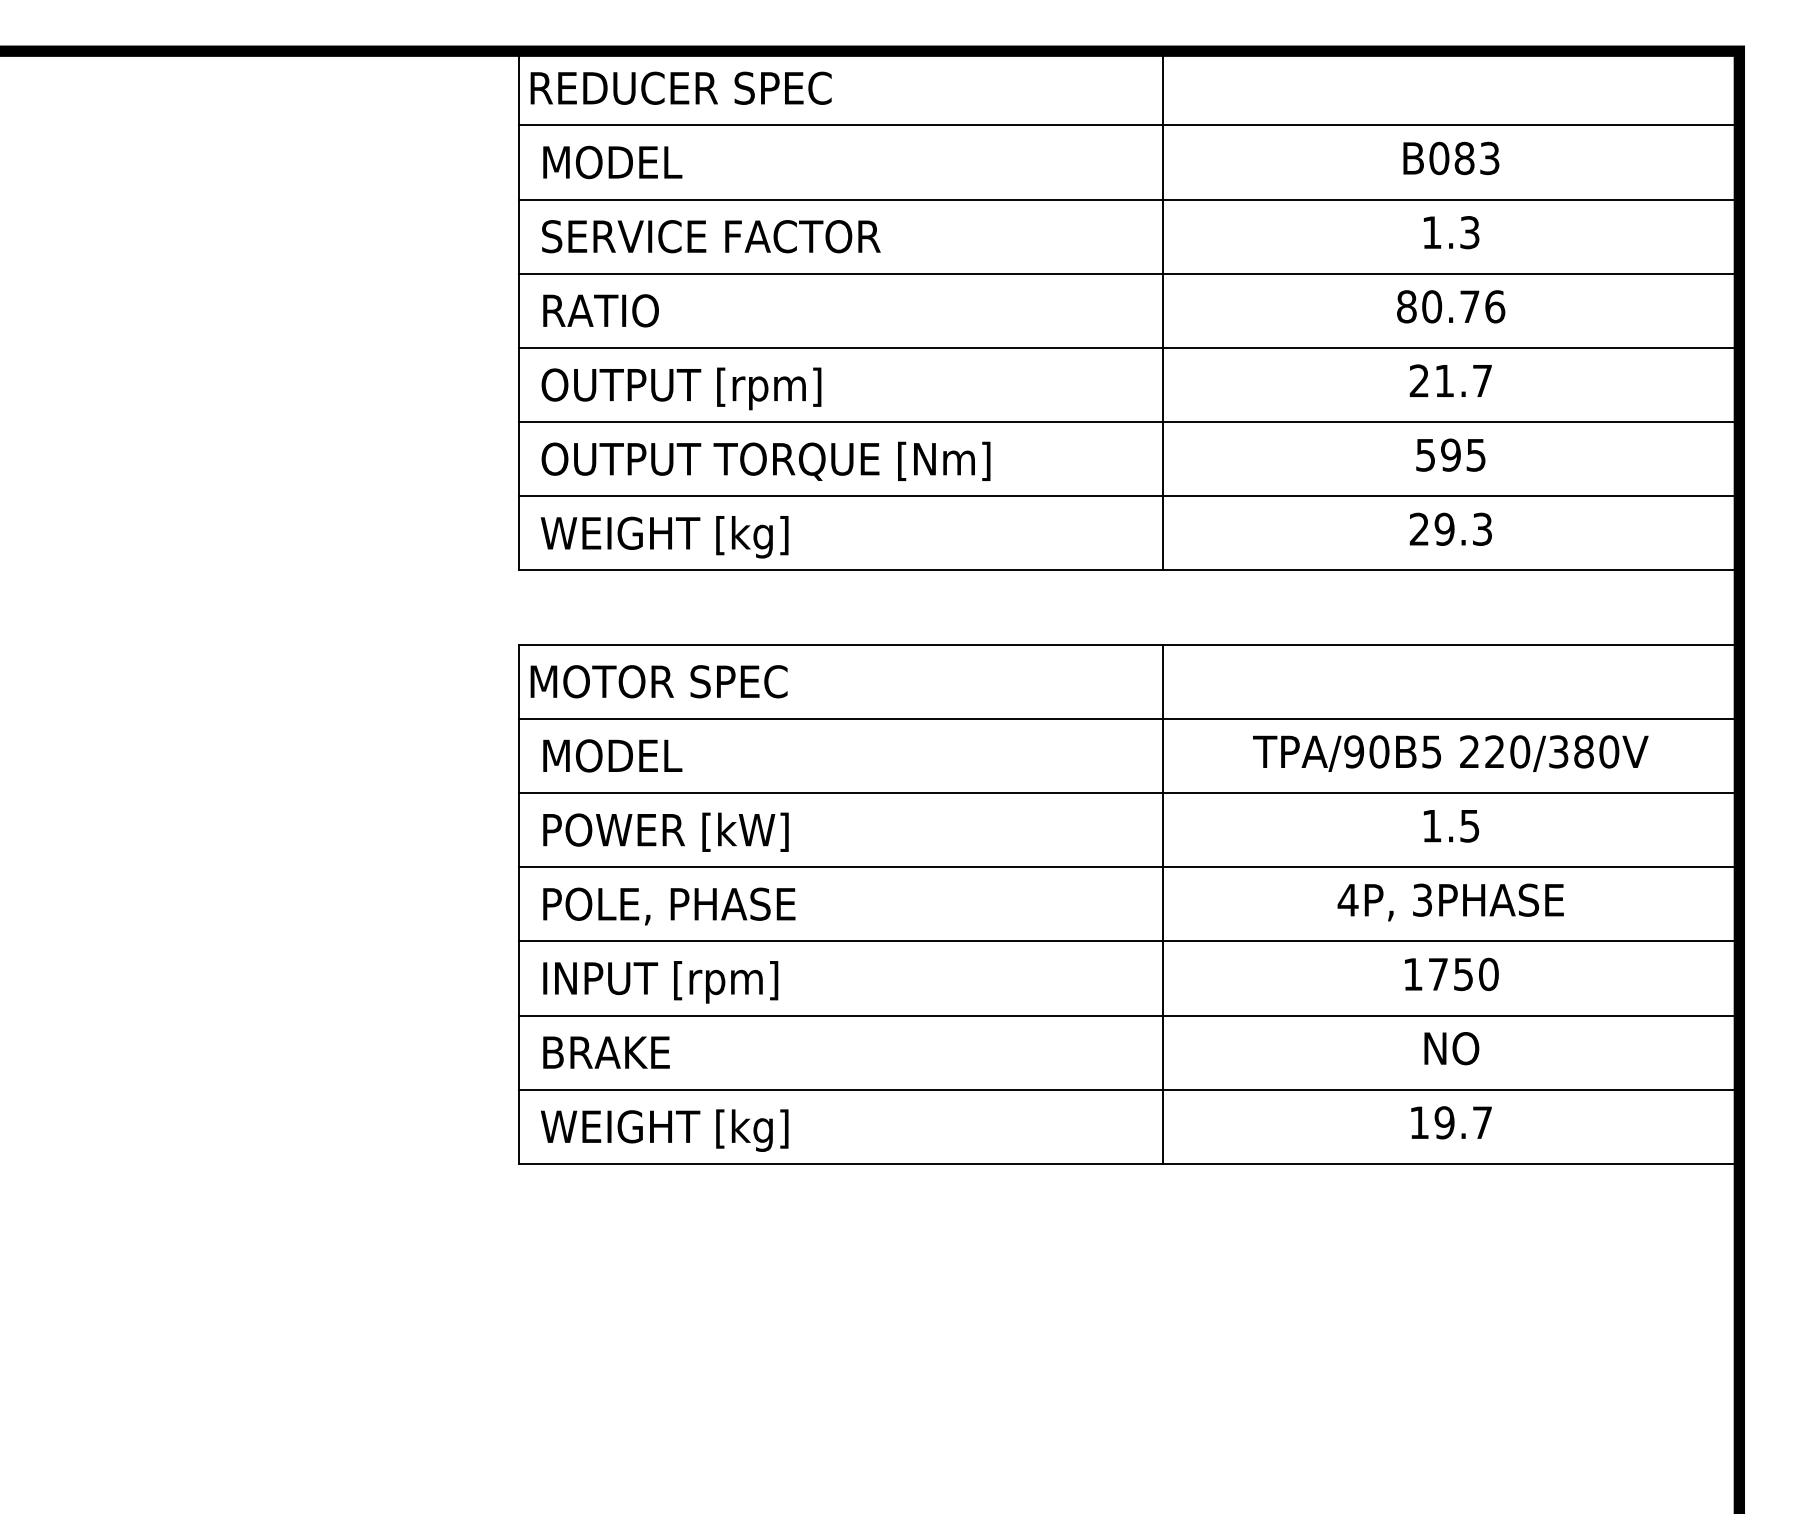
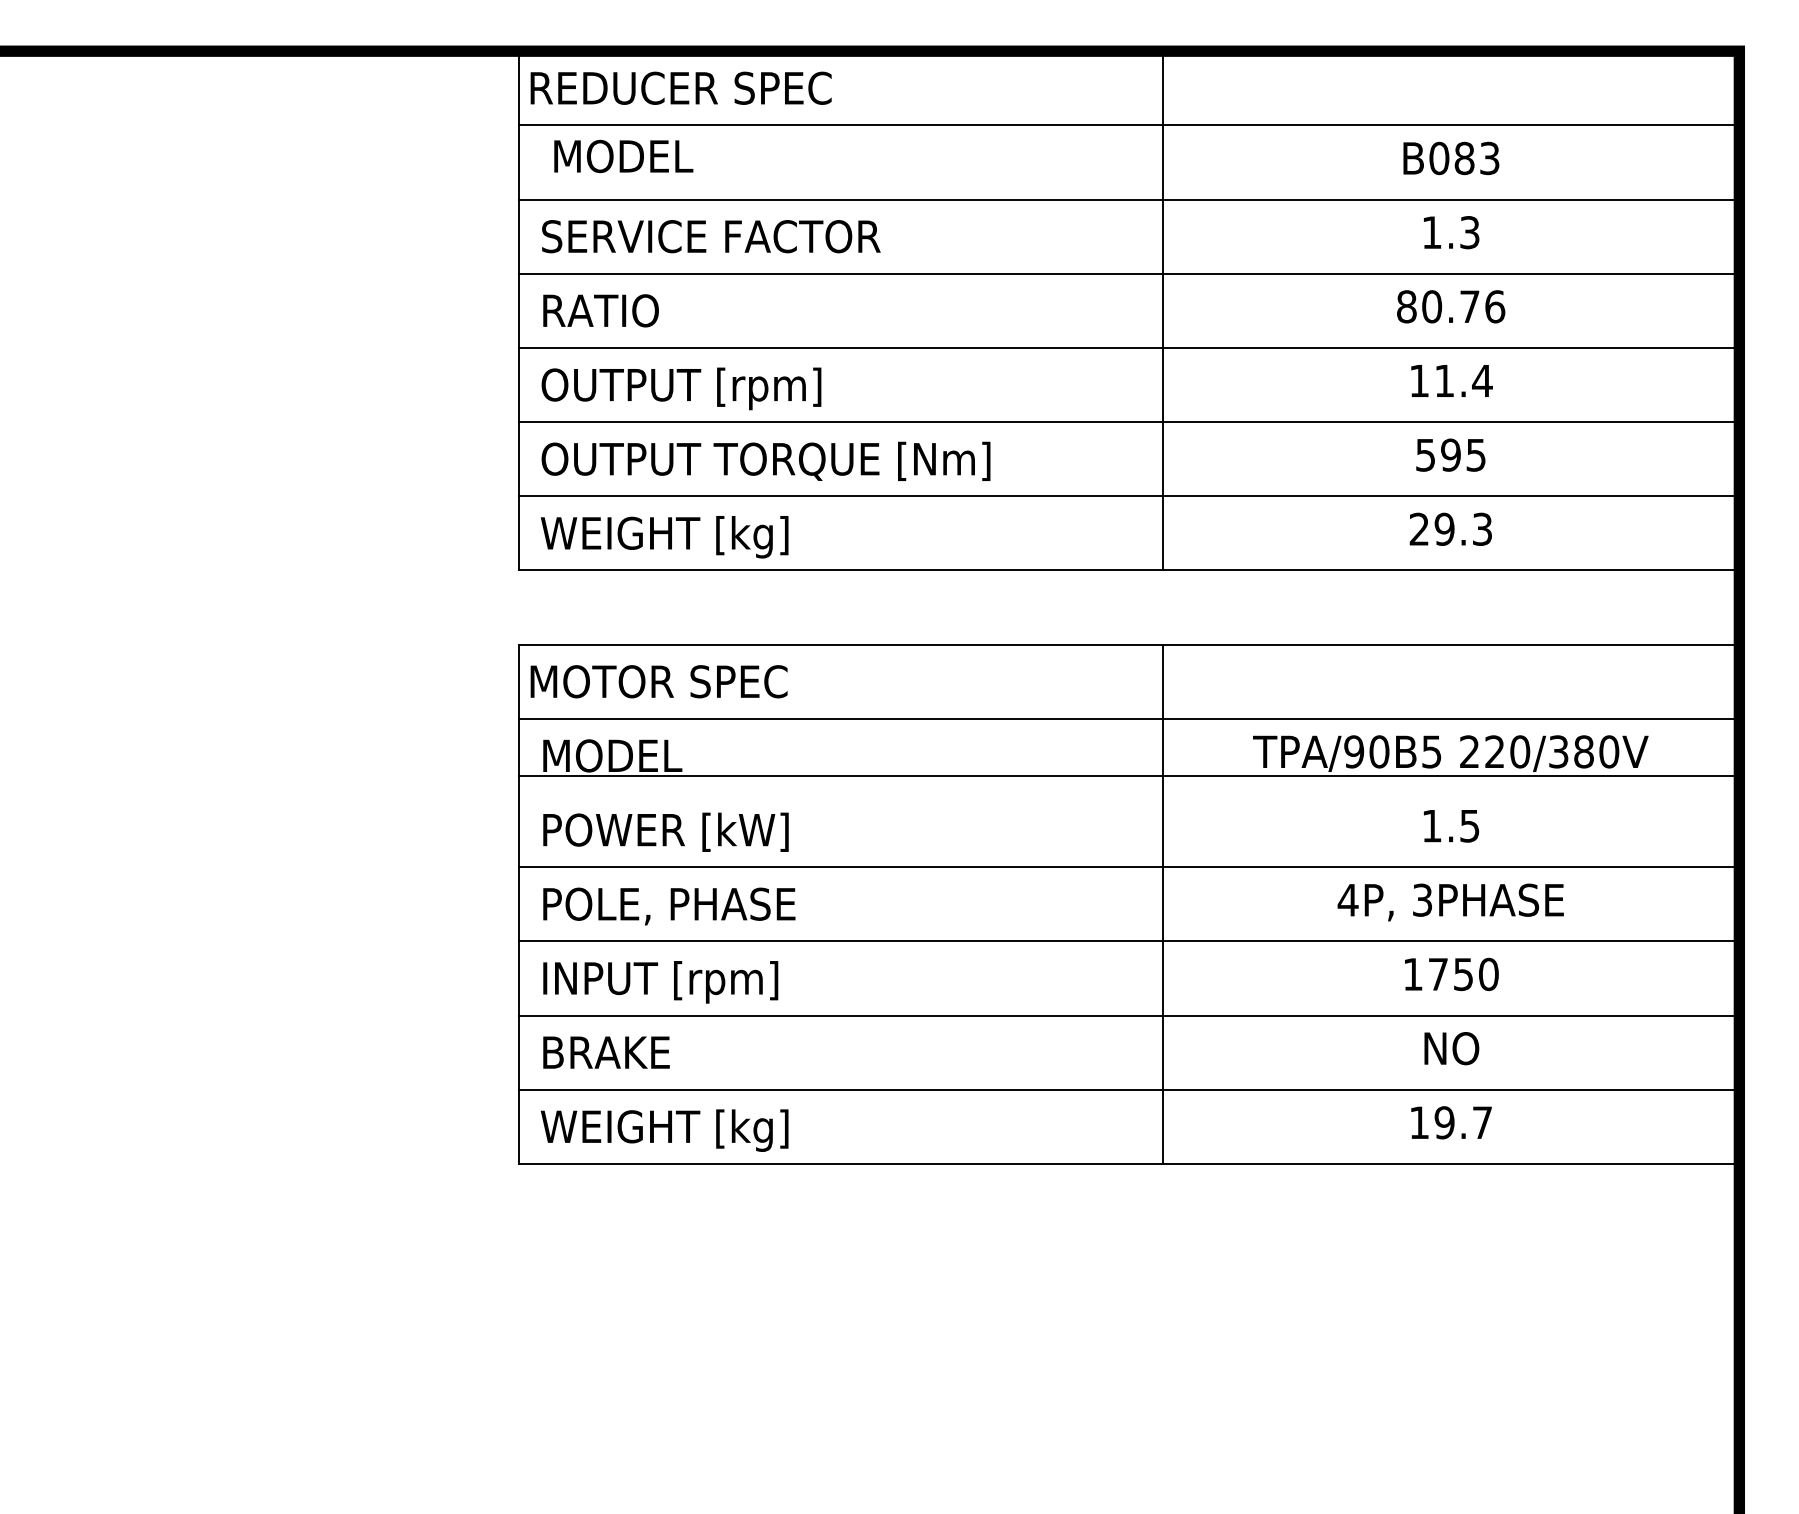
text position: (612, 162) -> (623, 156) (623, 156)
text: 21.7 -> 11.4 (1450, 380)
line position: (1128, 793) -> (1128, 776) (1128, 776)
